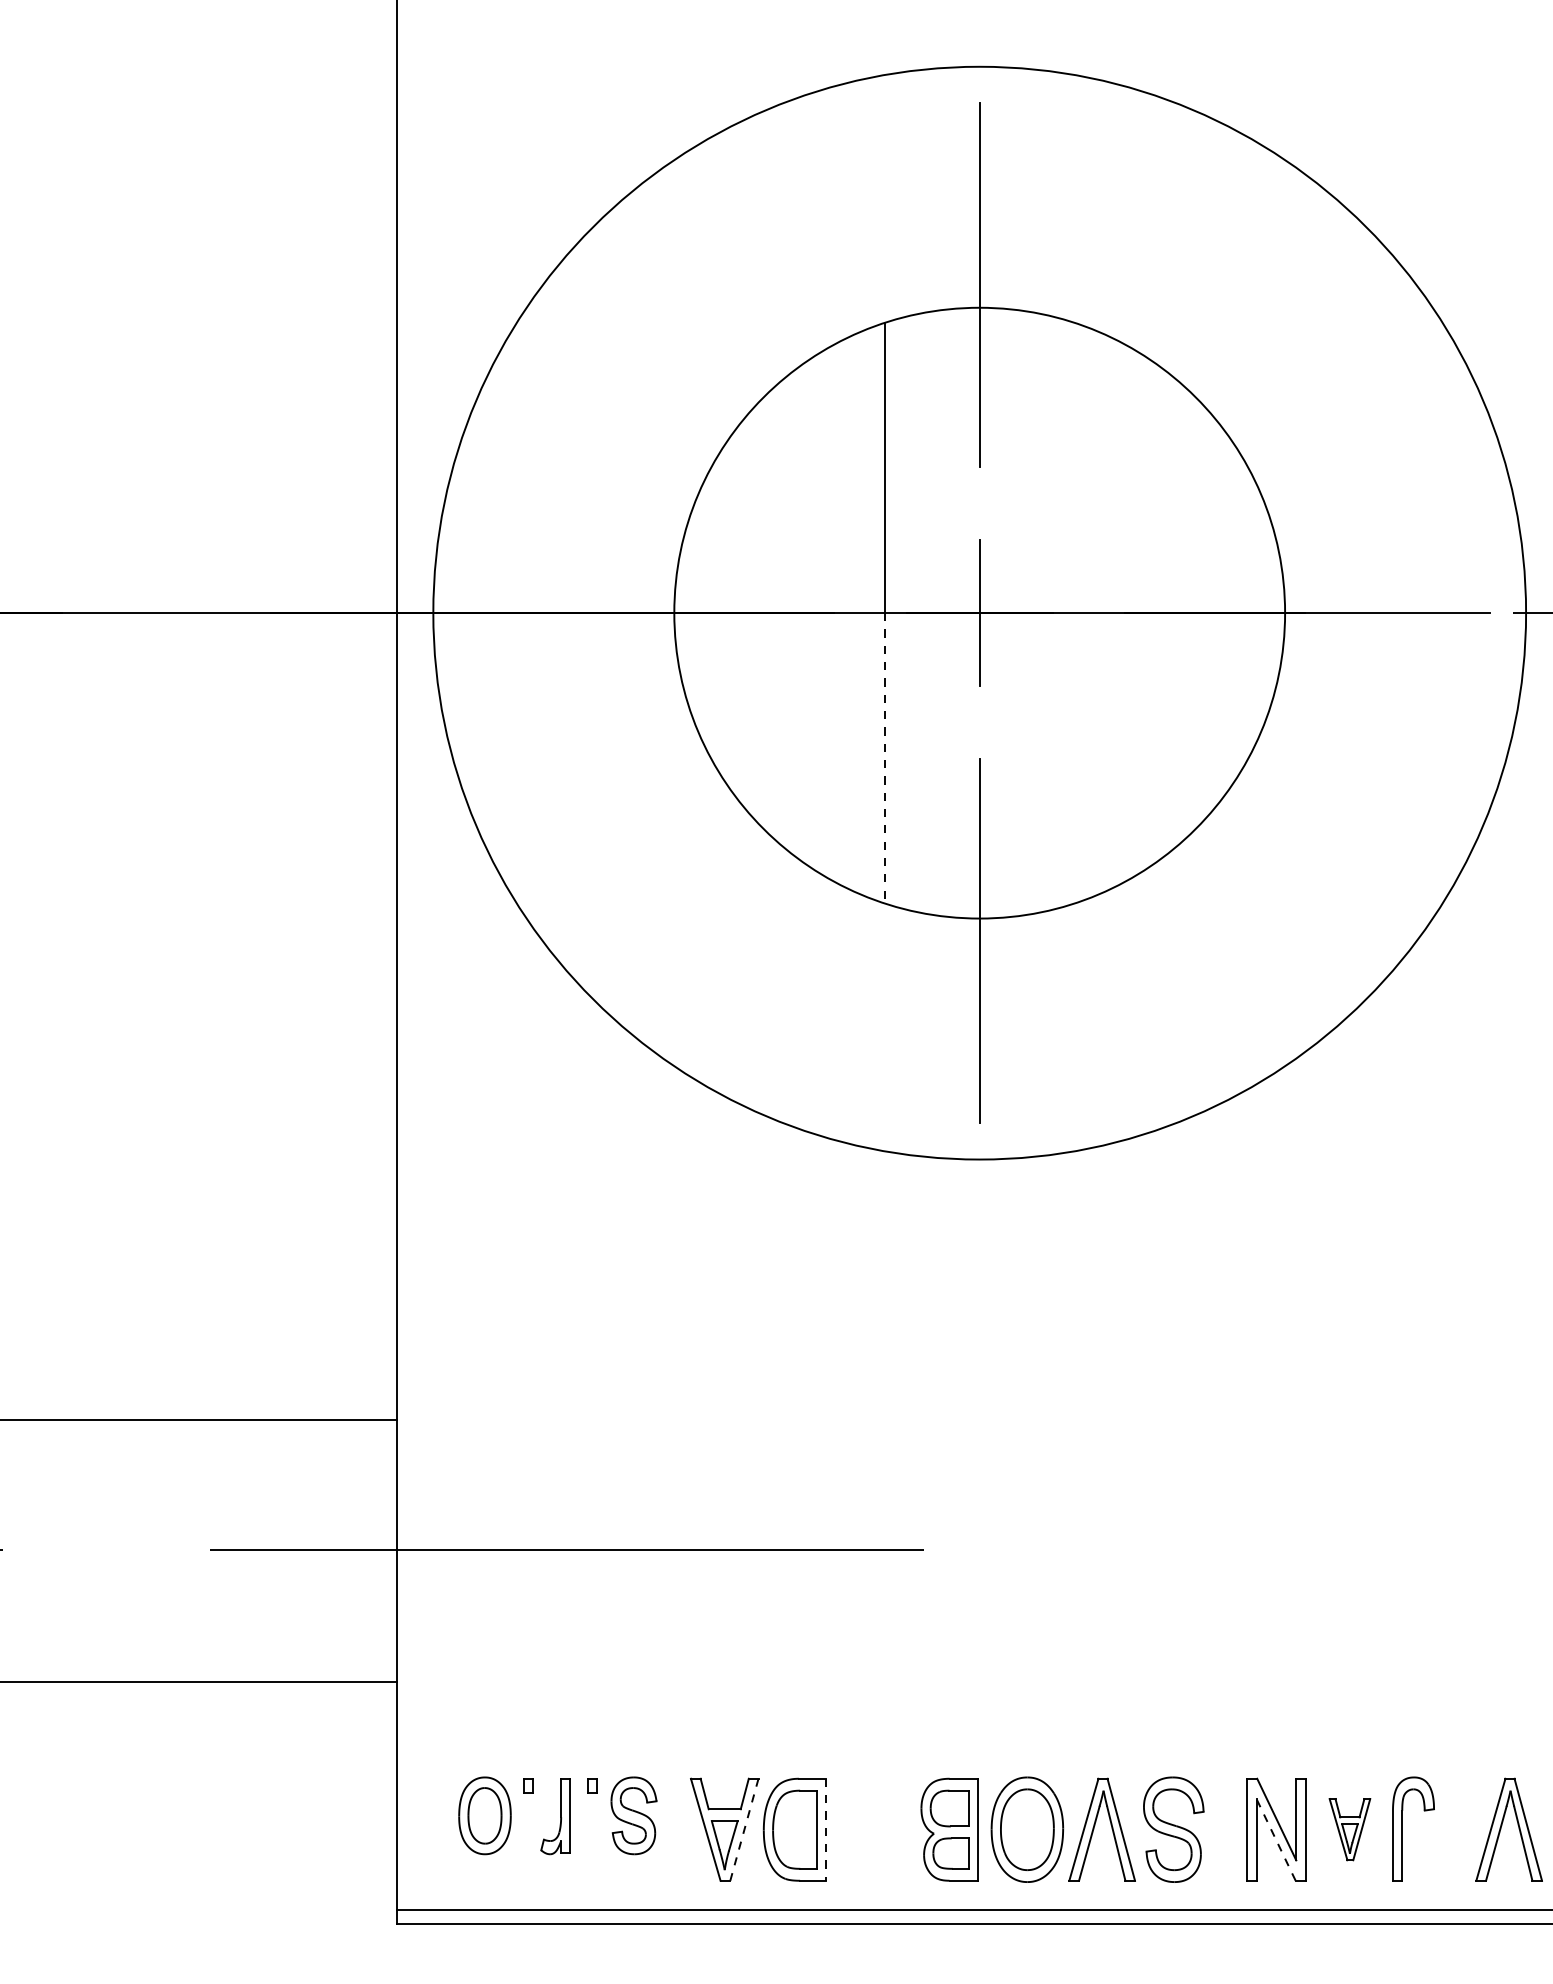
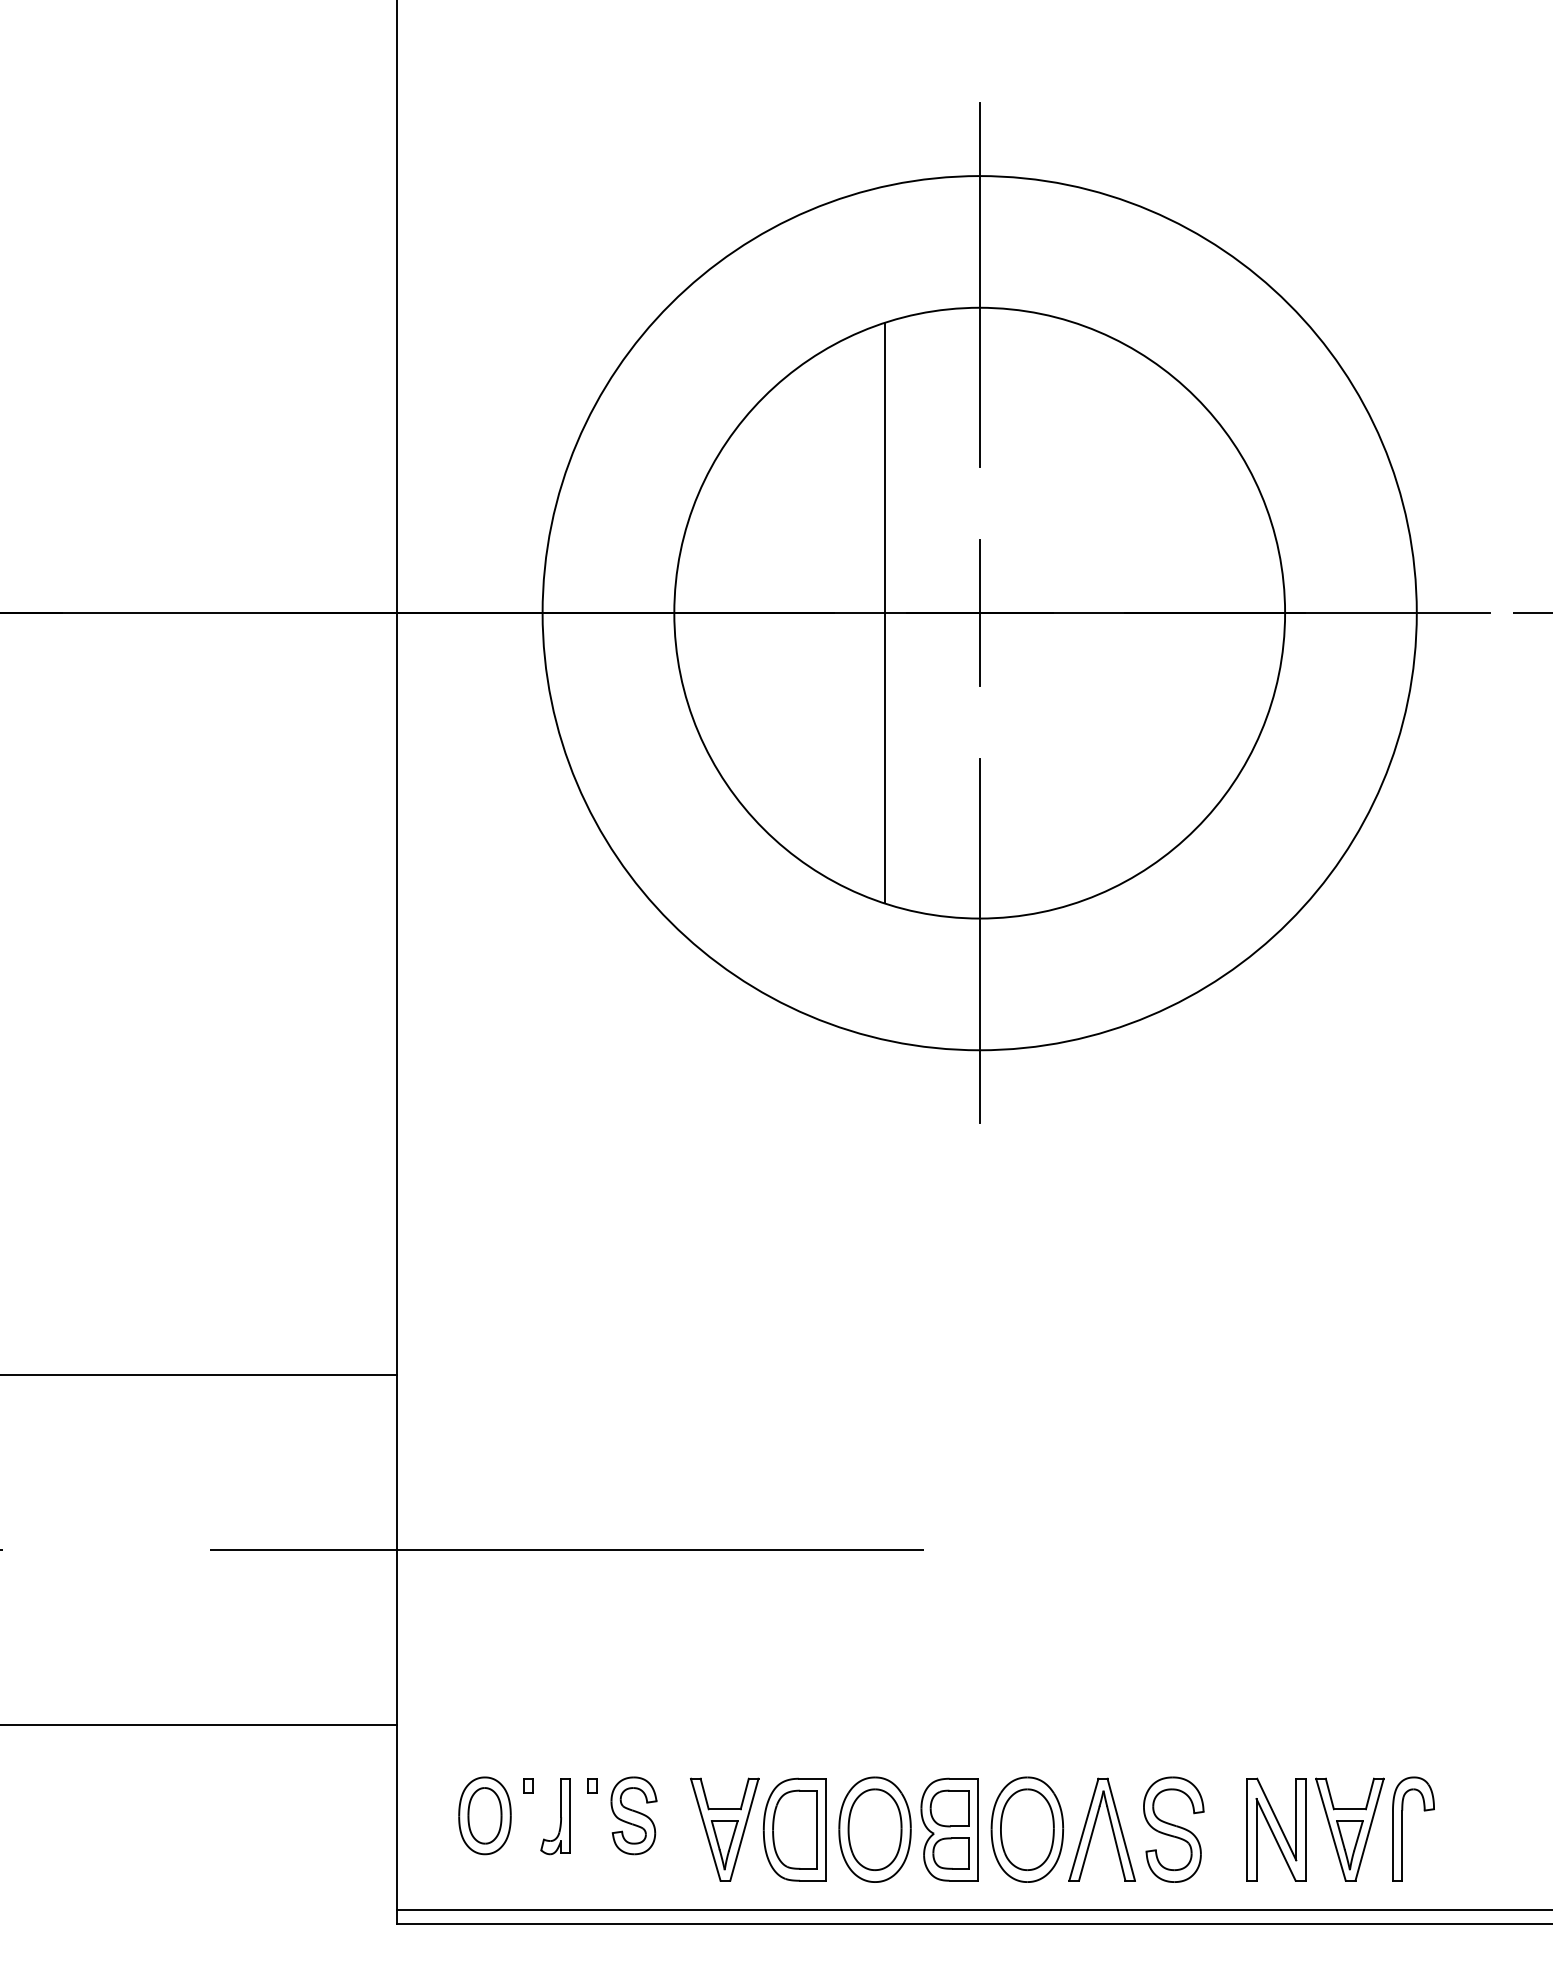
circle diameter: 1093 px -> 874 px (979, 613)
line: dashed -> solid (884, 758)
line position: (199, 1420) -> (199, 1375) (199, 1375)
line position: (199, 1681) -> (199, 1724) (199, 1724)
line: dashed -> solid (744, 1829)
line: dashed -> solid (826, 1829)
part: none -> present (874, 1829)
part size: 44x64 px -> 70x105 px (1349, 1829)
part: present -> none (1501, 1829)
line: dashed -> solid (1275, 1839)
